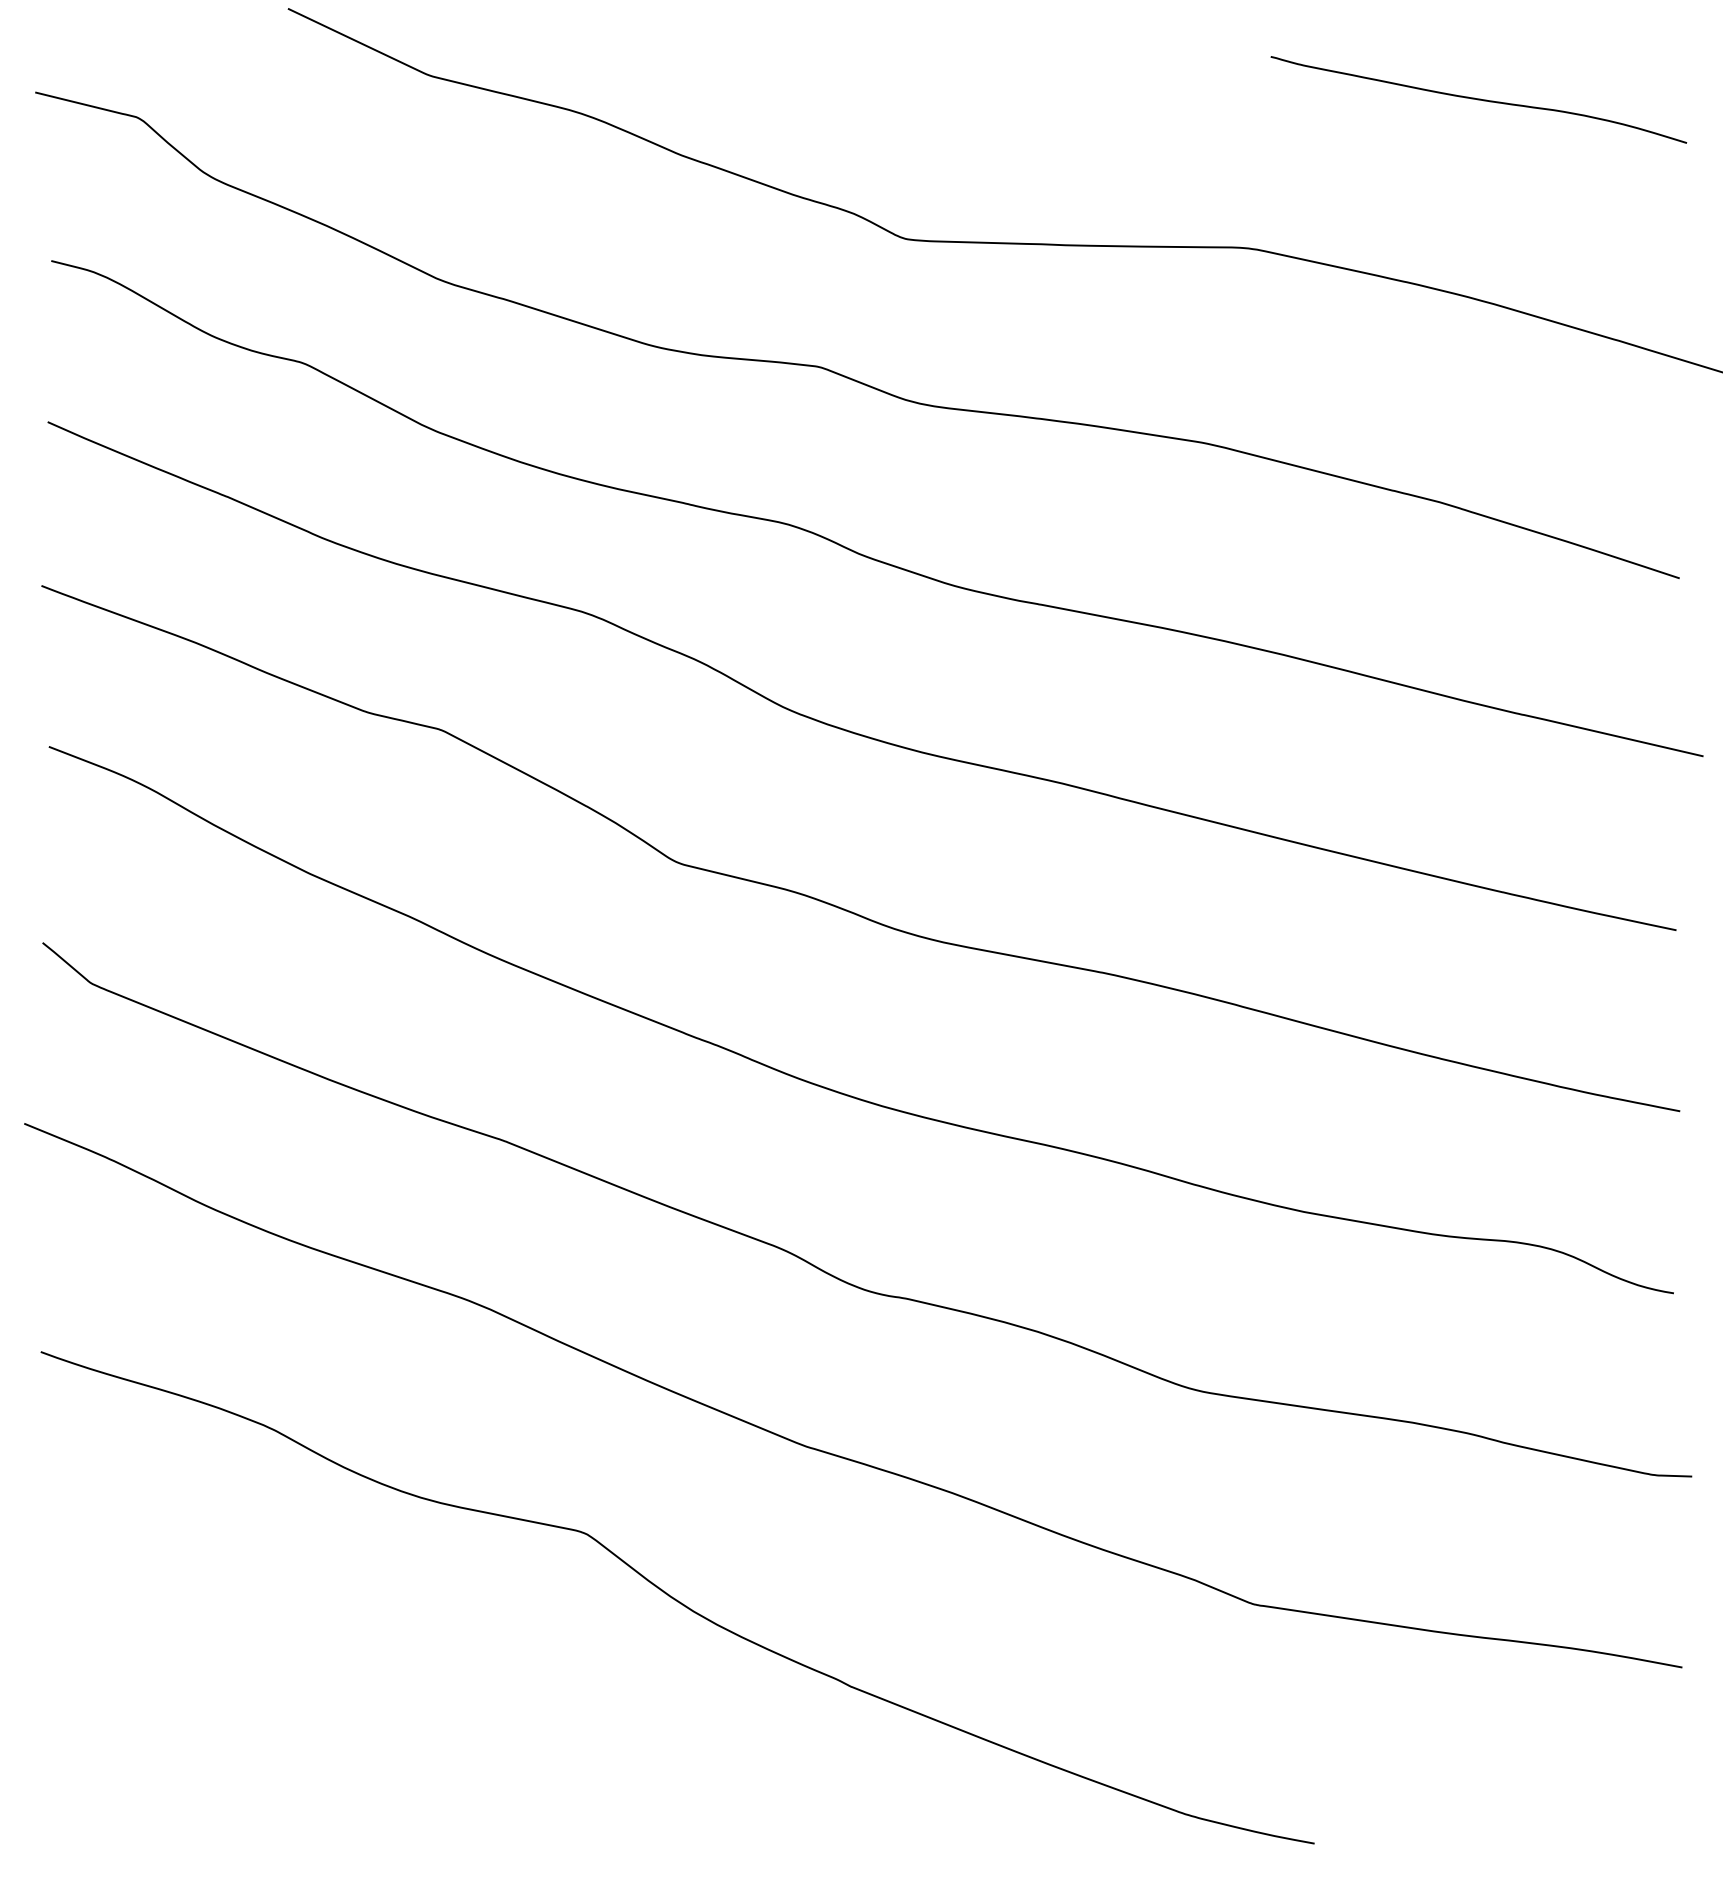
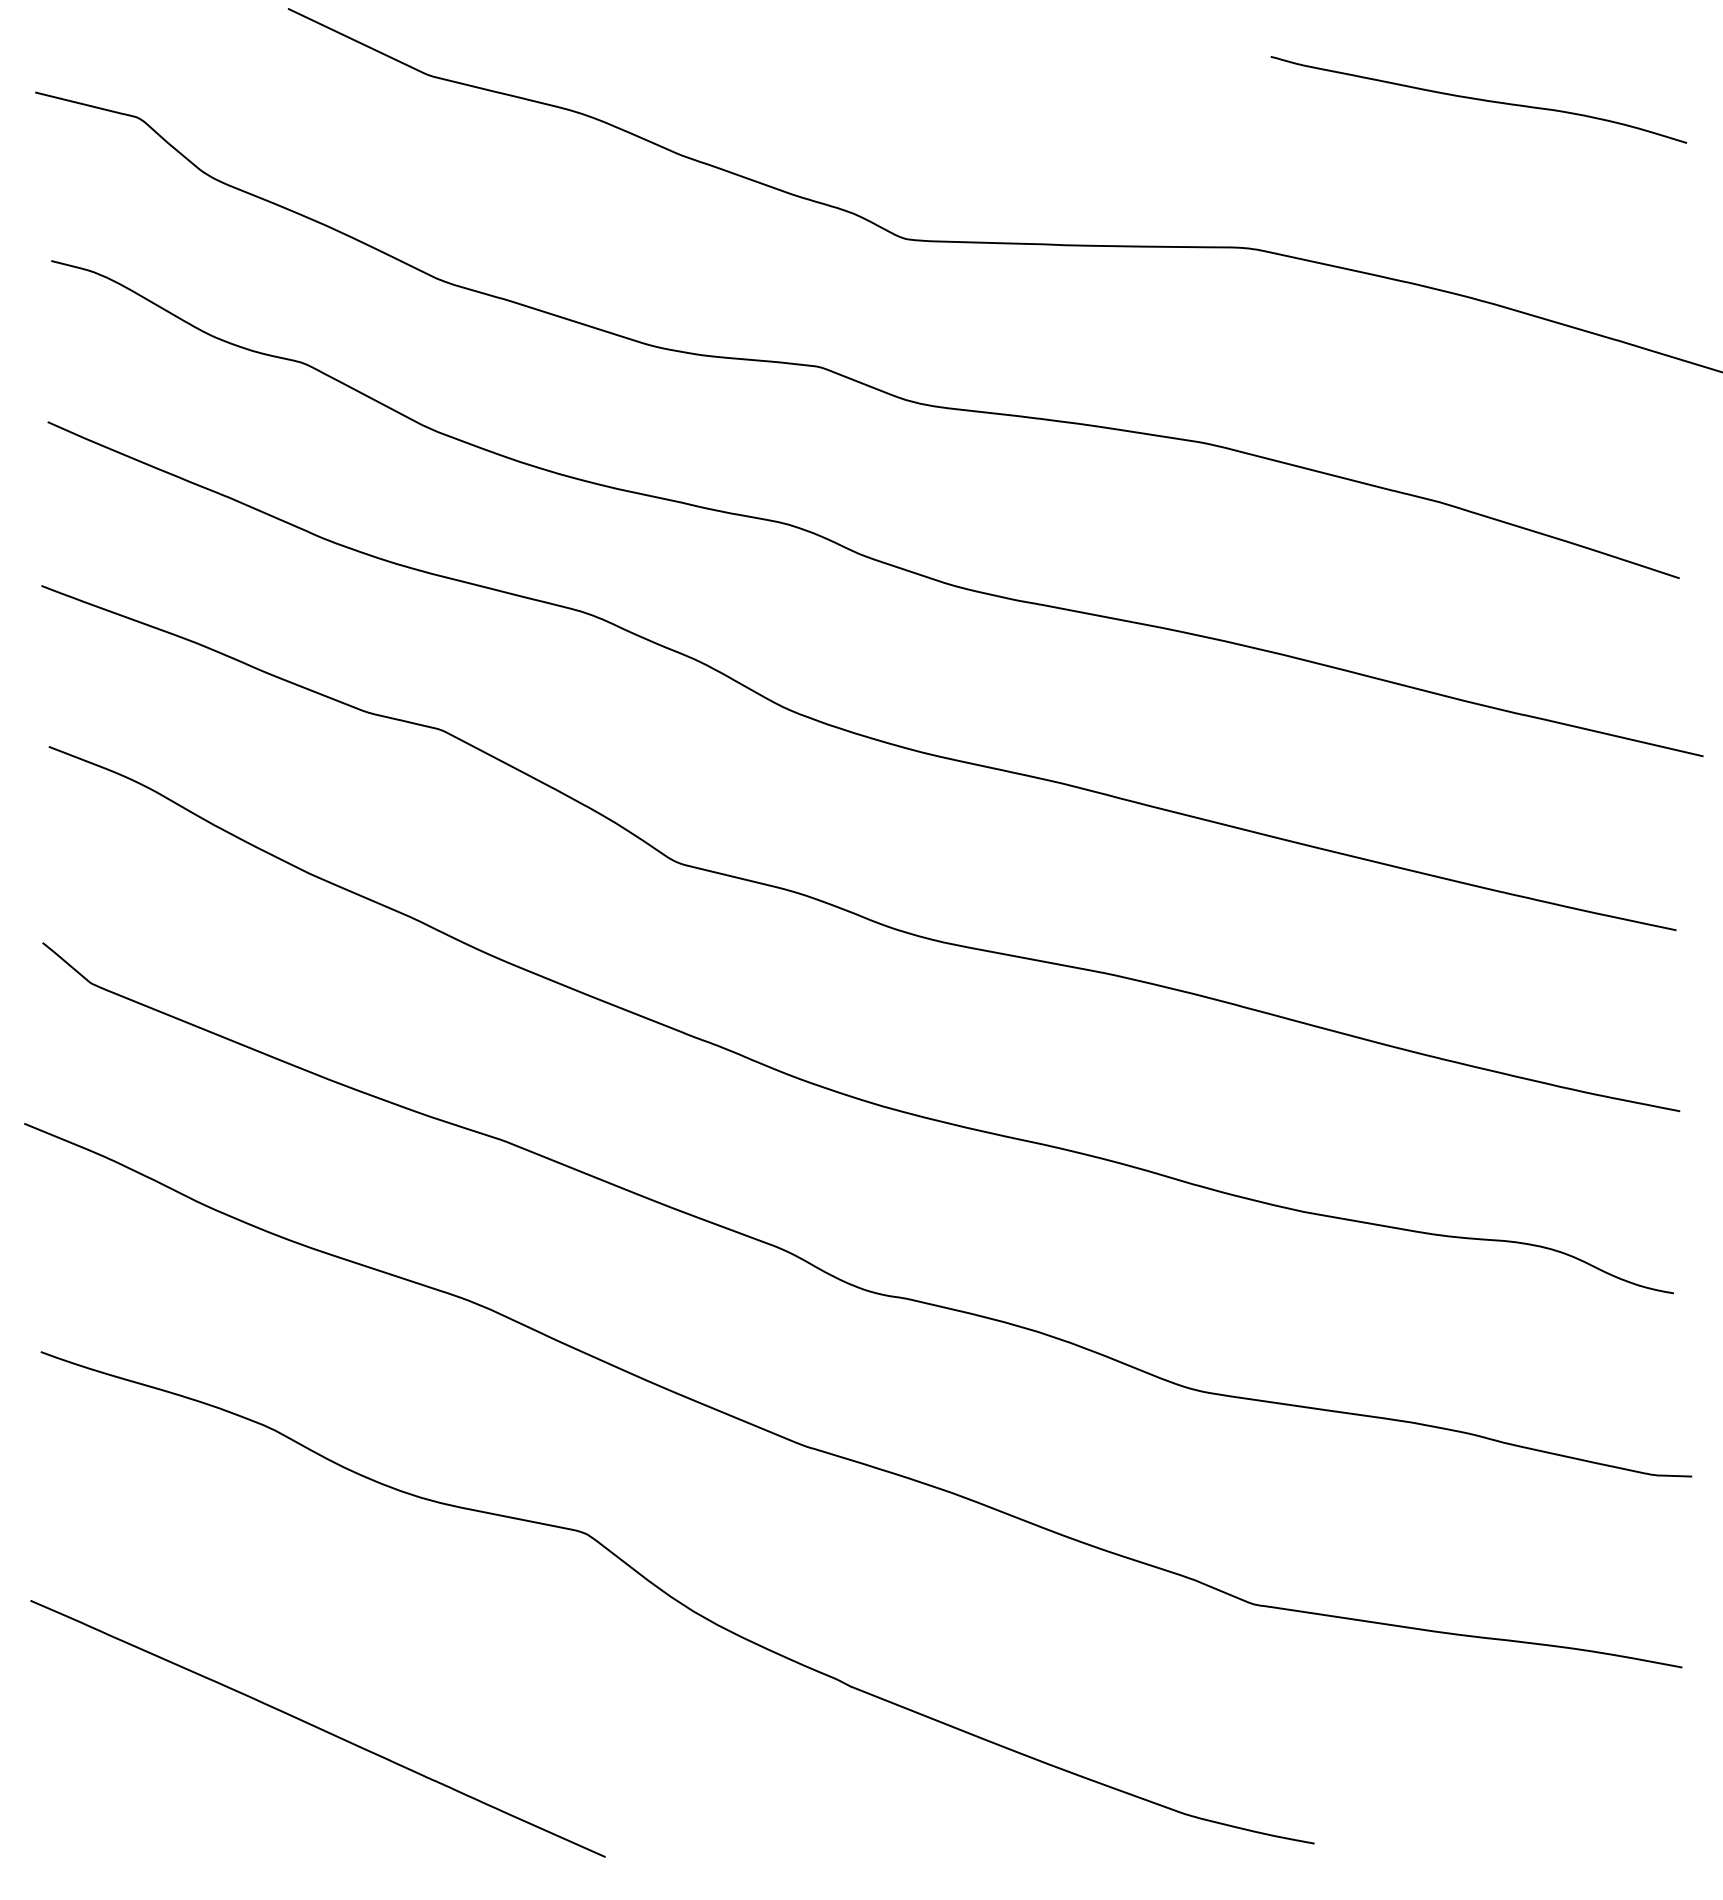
curve: none -> present (317, 1728)
